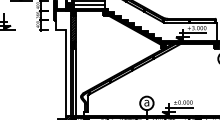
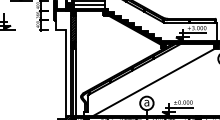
line: none -> present (153, 82)
